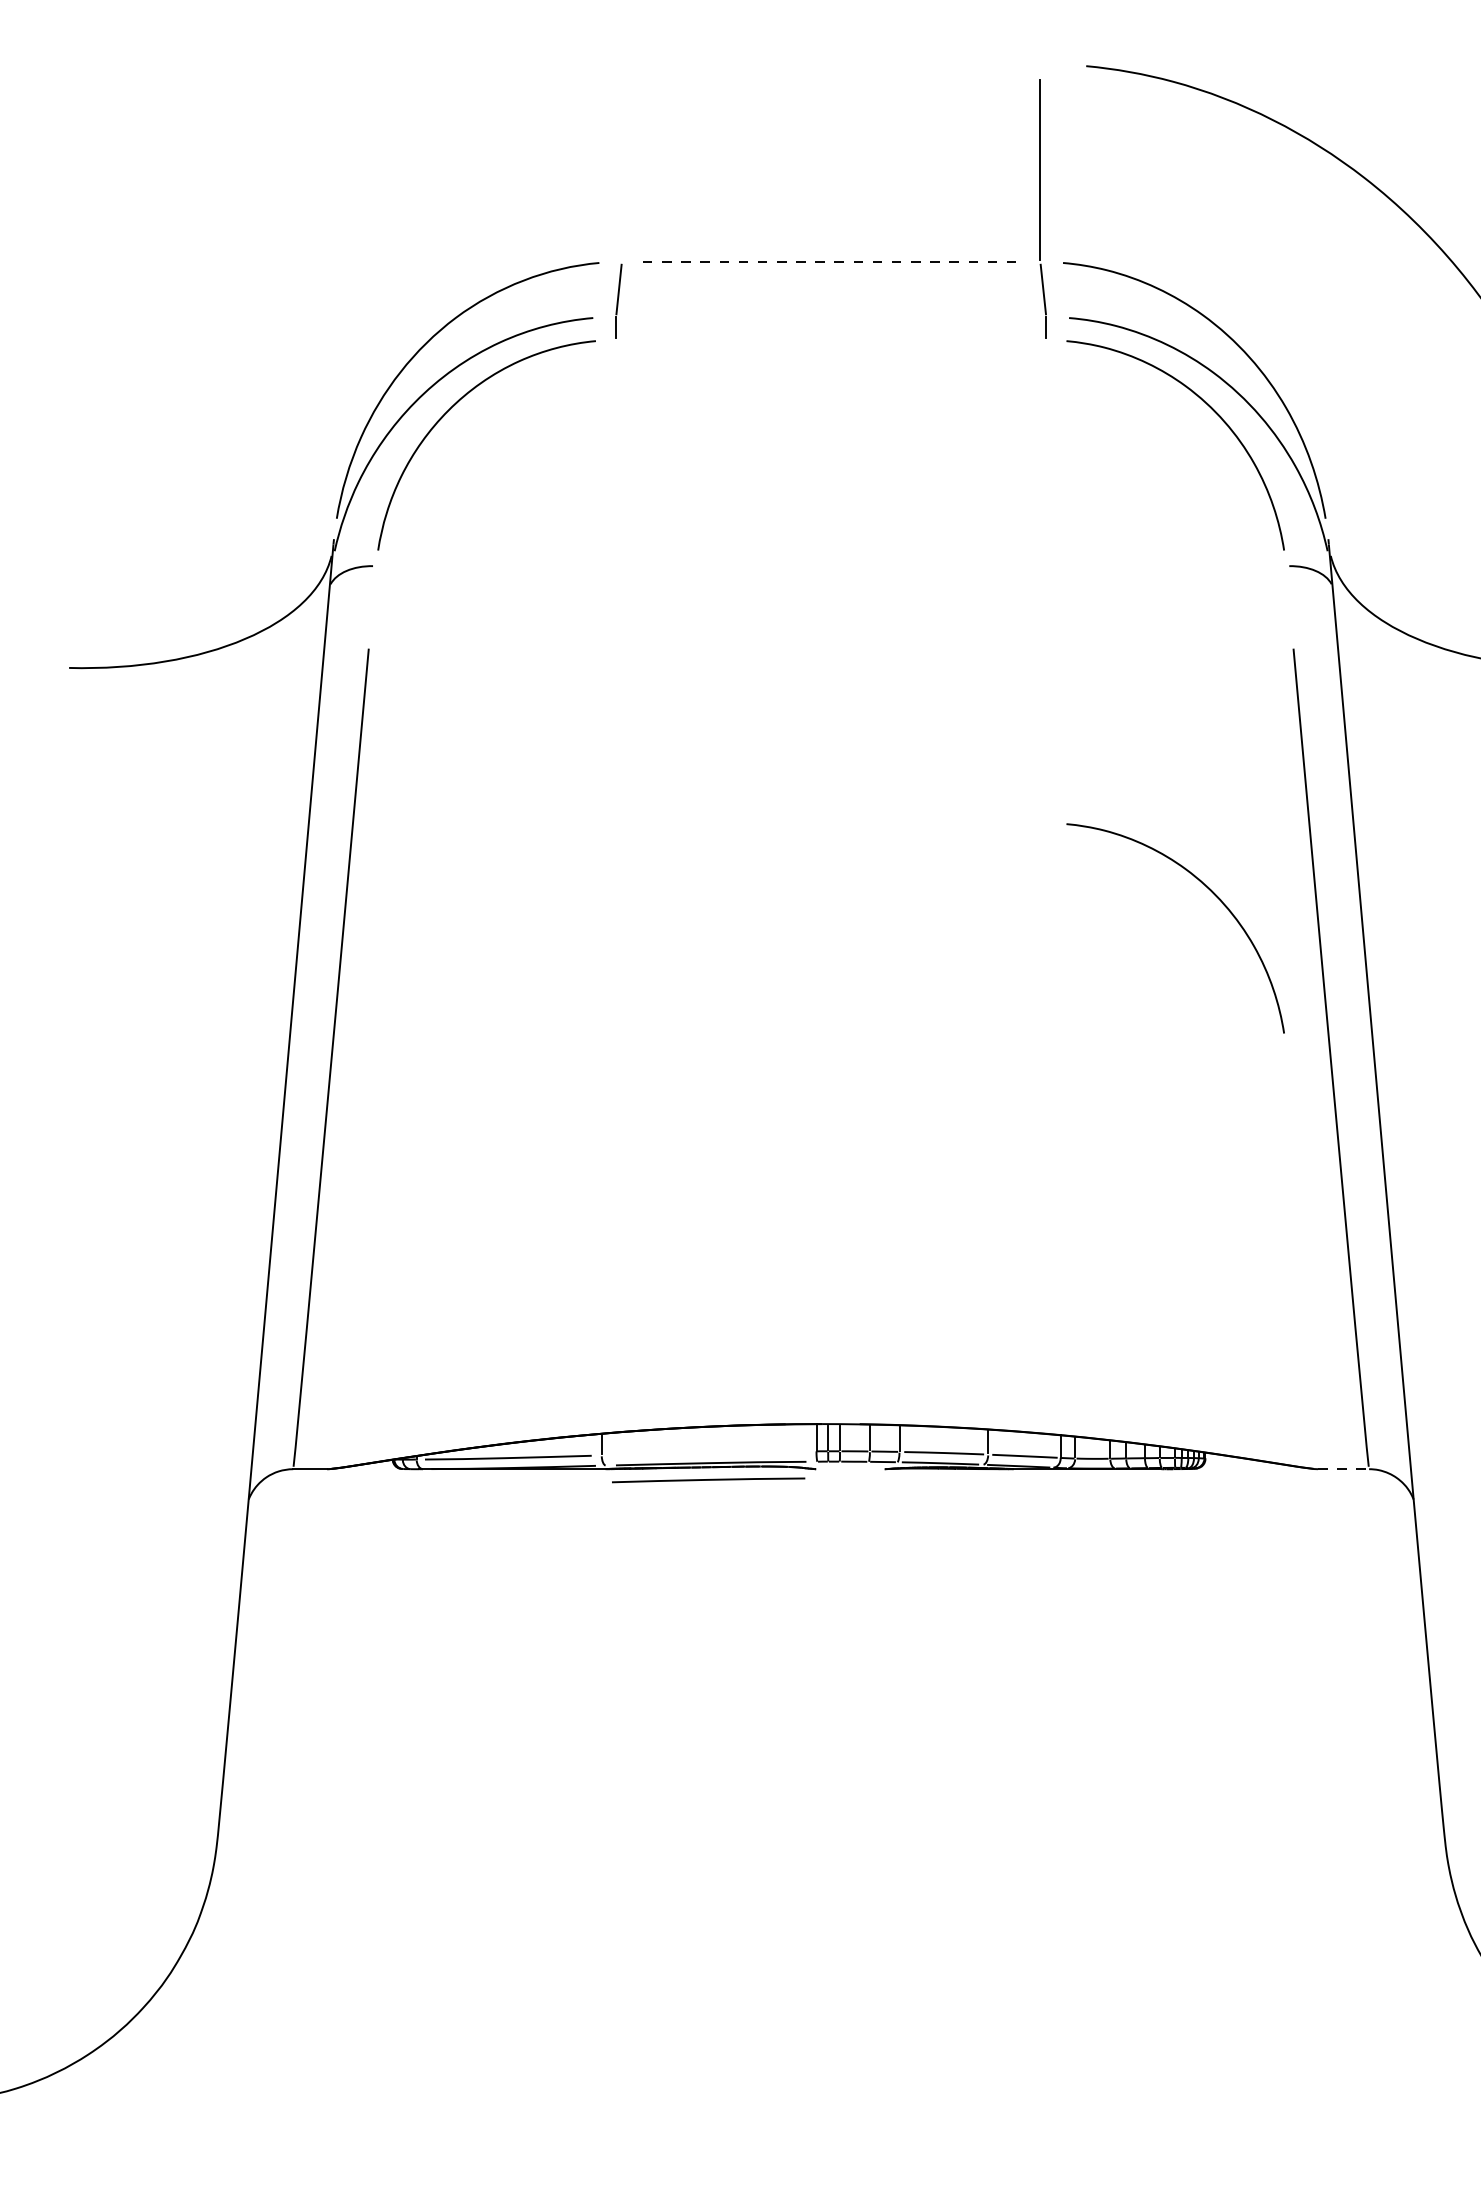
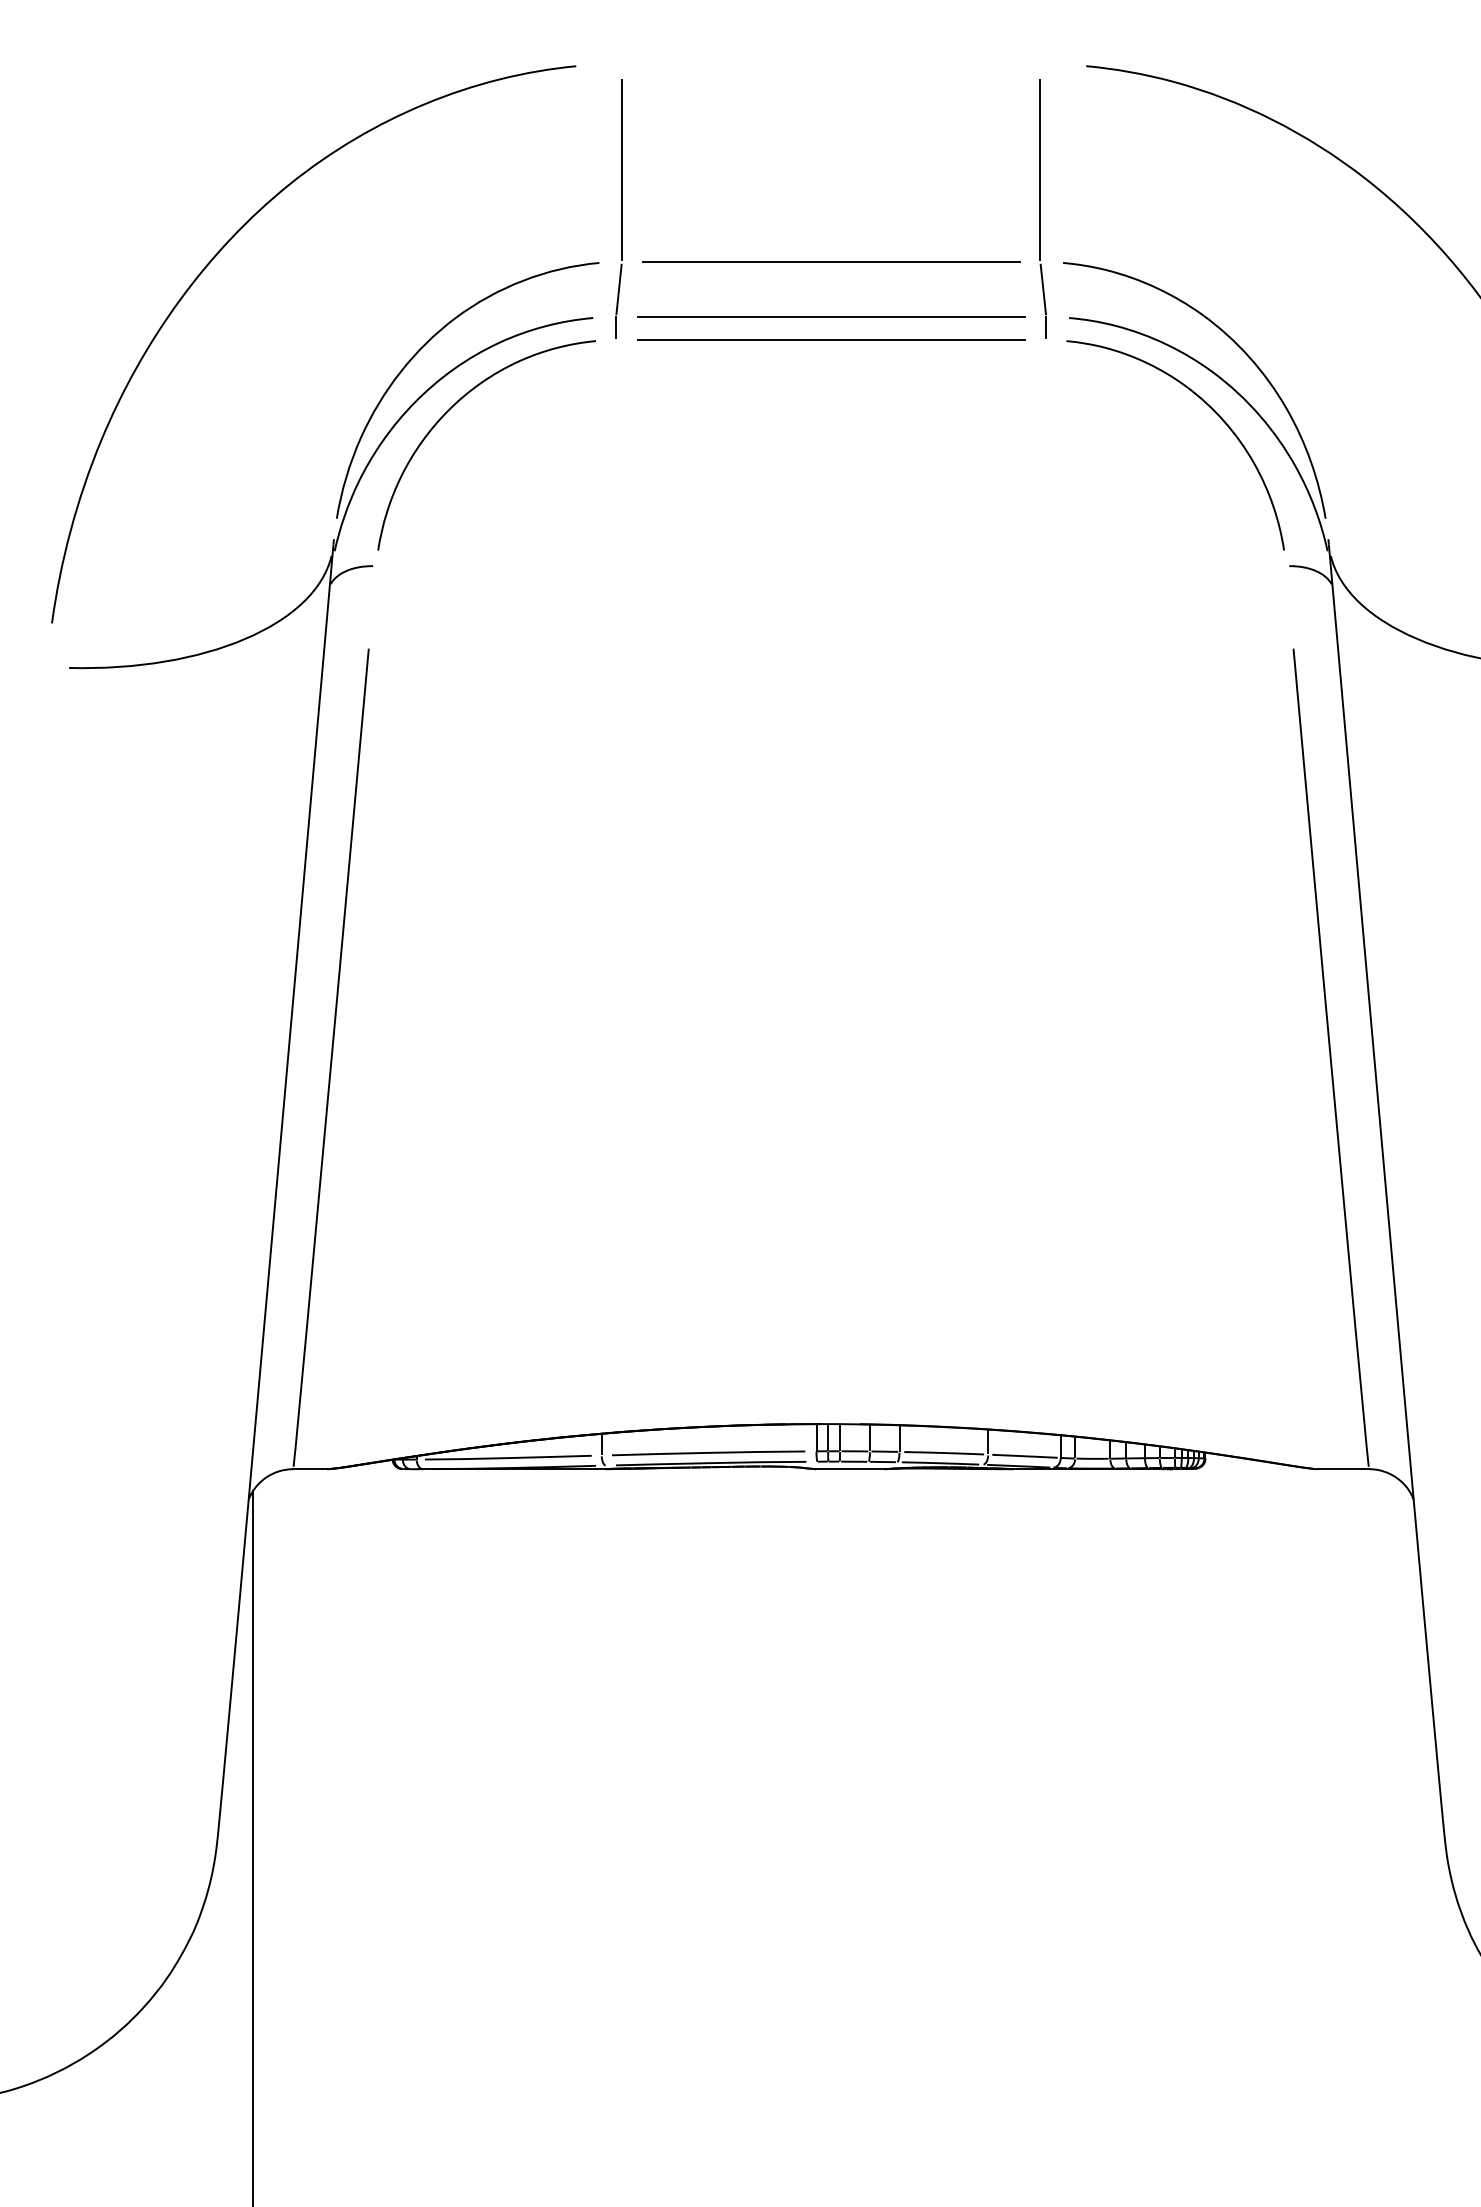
line: none -> present (621, 170)
curve: none -> present (217, 255)
line: dashed -> solid (831, 262)
line: none -> present (830, 317)
line: none -> present (831, 339)
curve: present -> none (1211, 892)
line: none -> present (850, 1469)
line: dashed -> solid (1343, 1469)
line position: (708, 1480) -> (708, 1453) (708, 1453)
line: none -> present (252, 1847)
